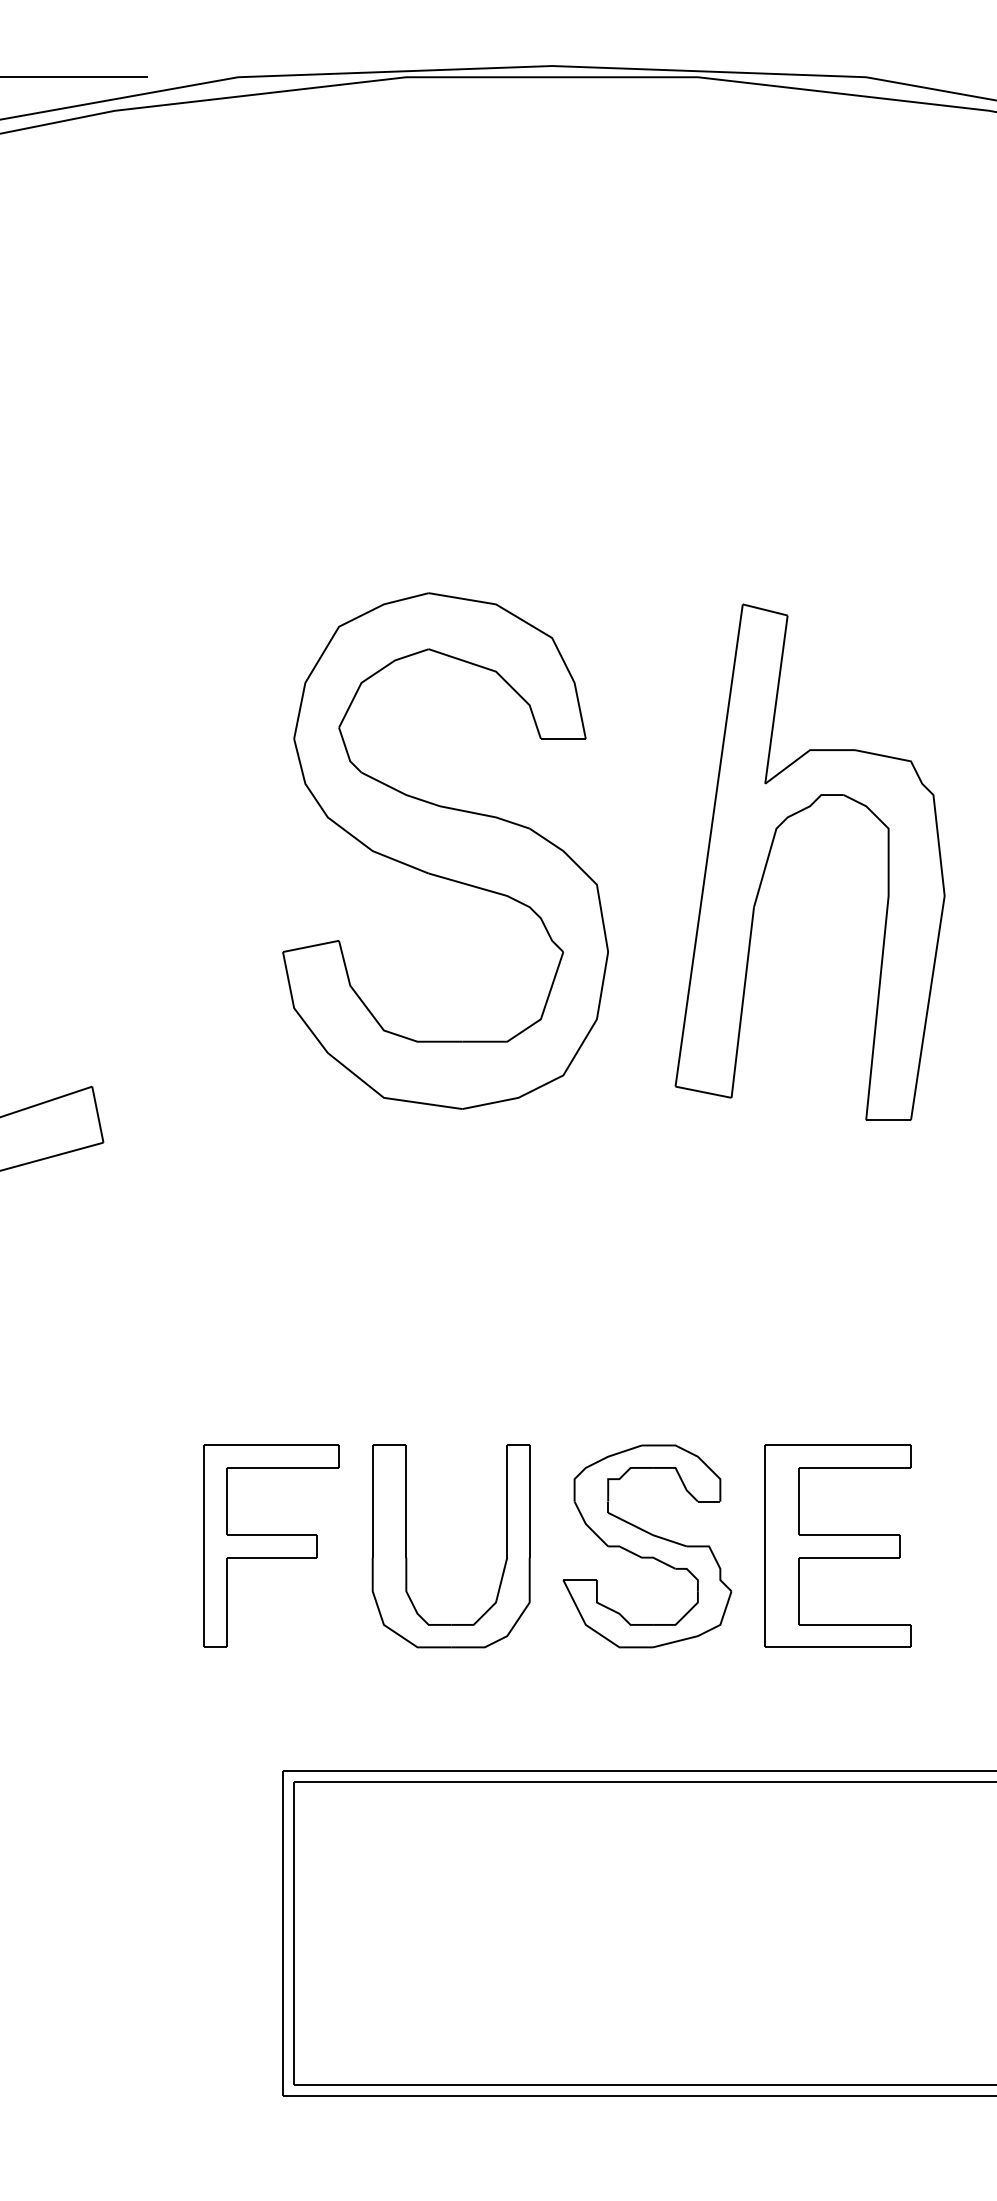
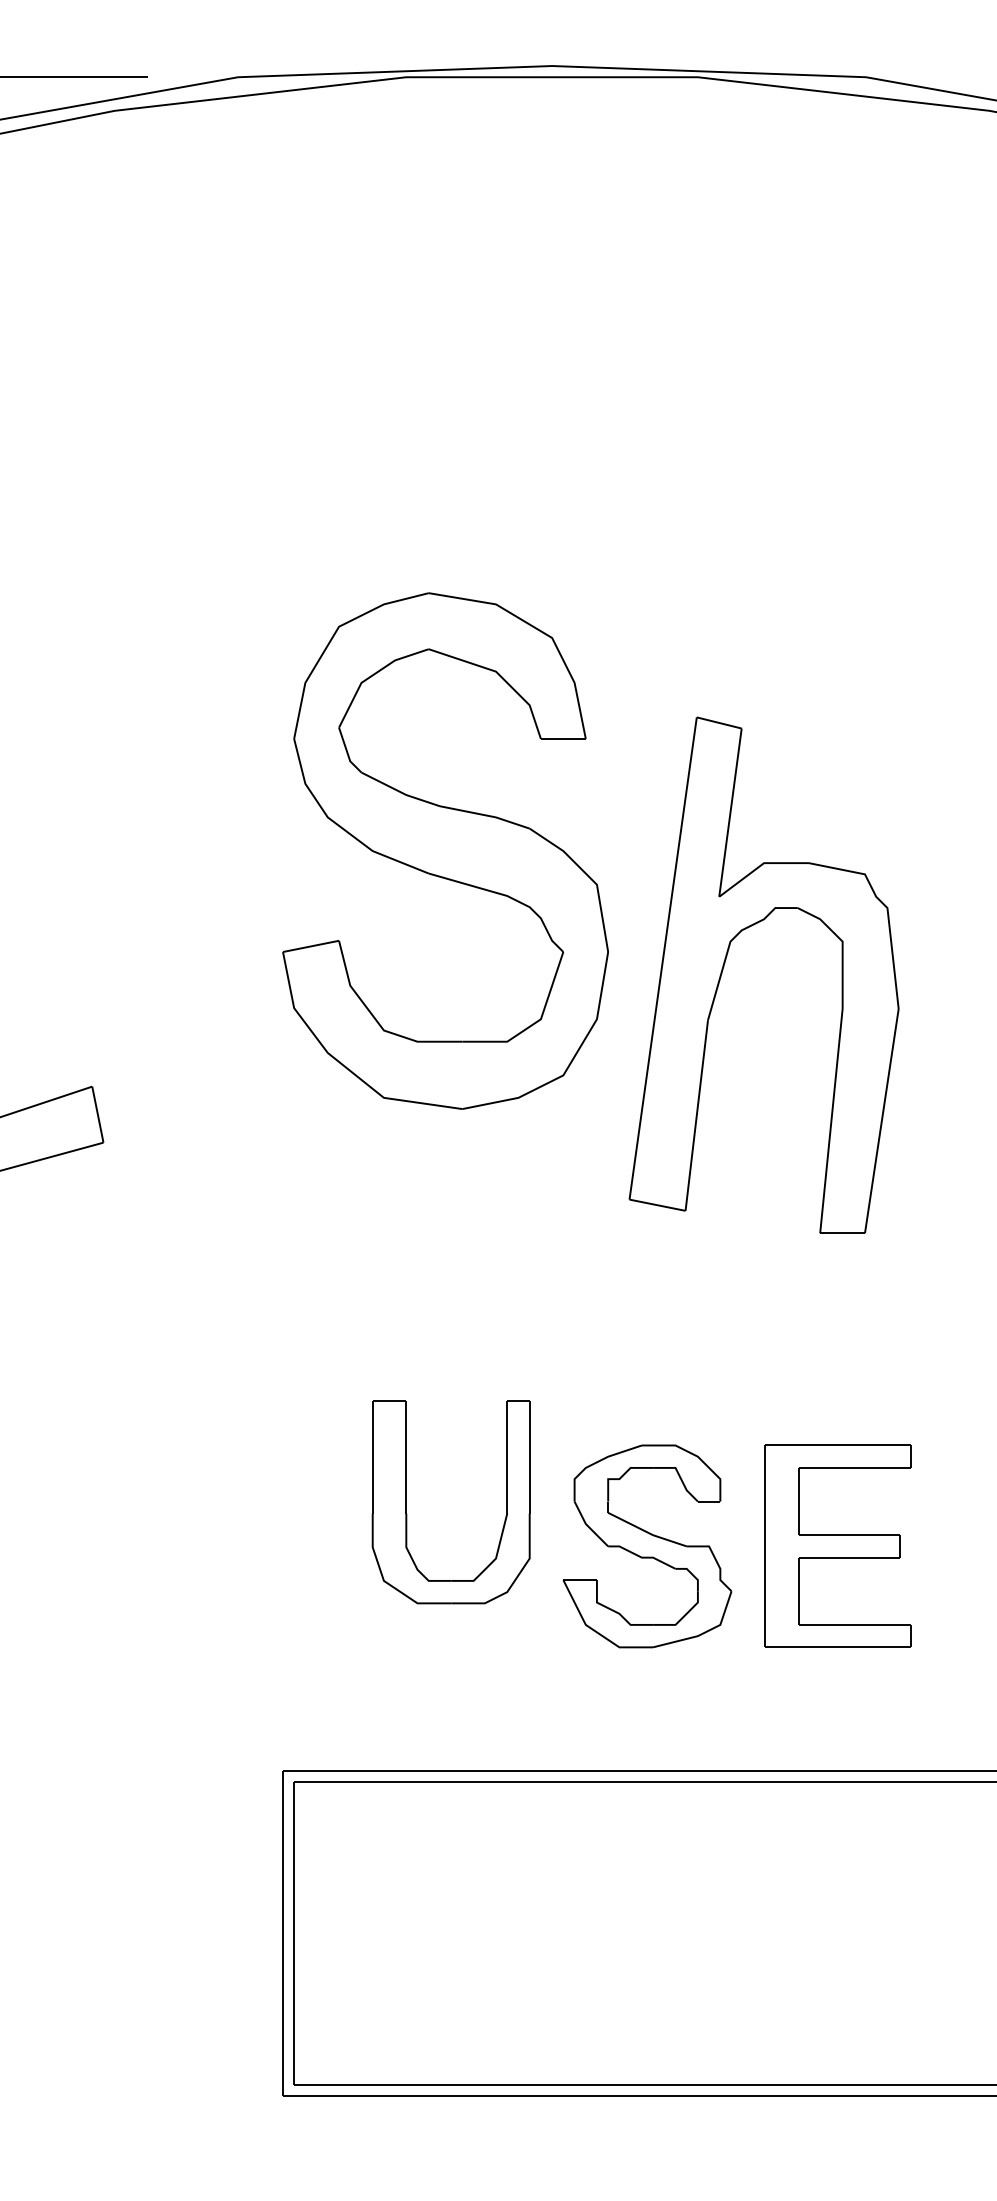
part position: (771, 850) -> (725, 963) (725, 963)
part: present -> none (271, 1545)
part position: (406, 1546) -> (406, 1502) (406, 1502)
